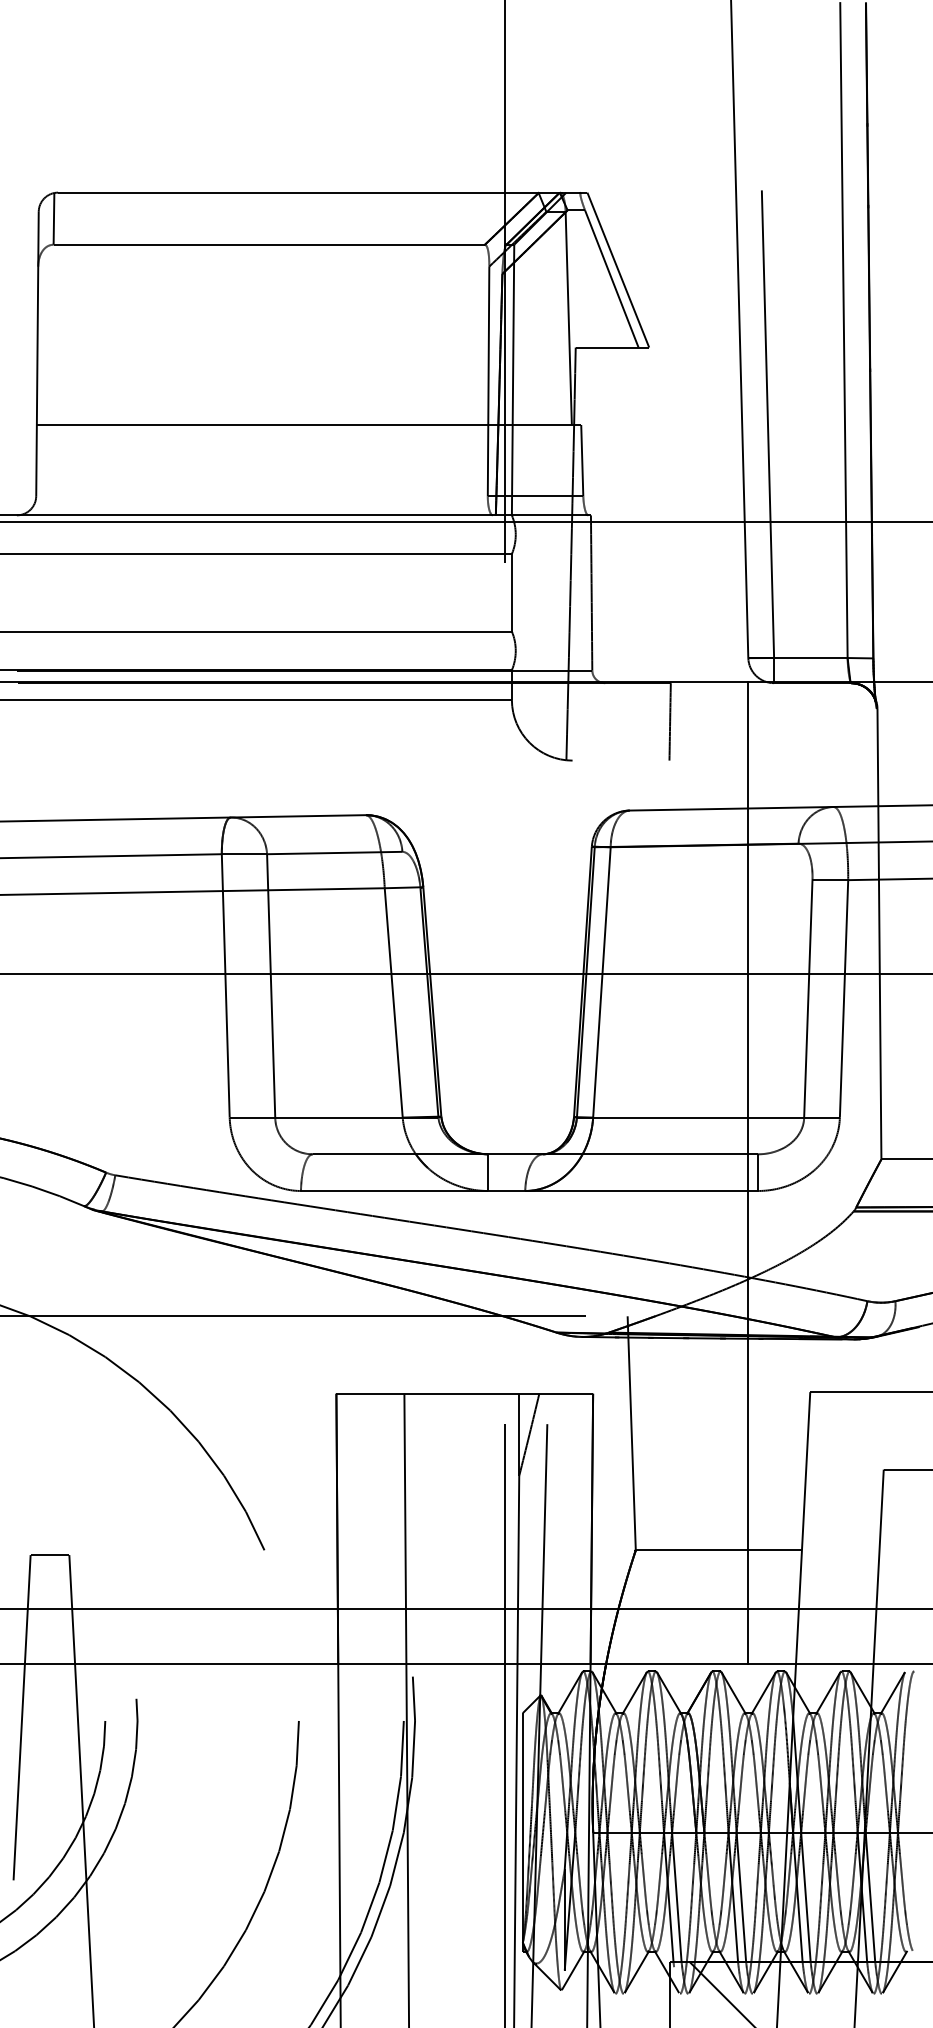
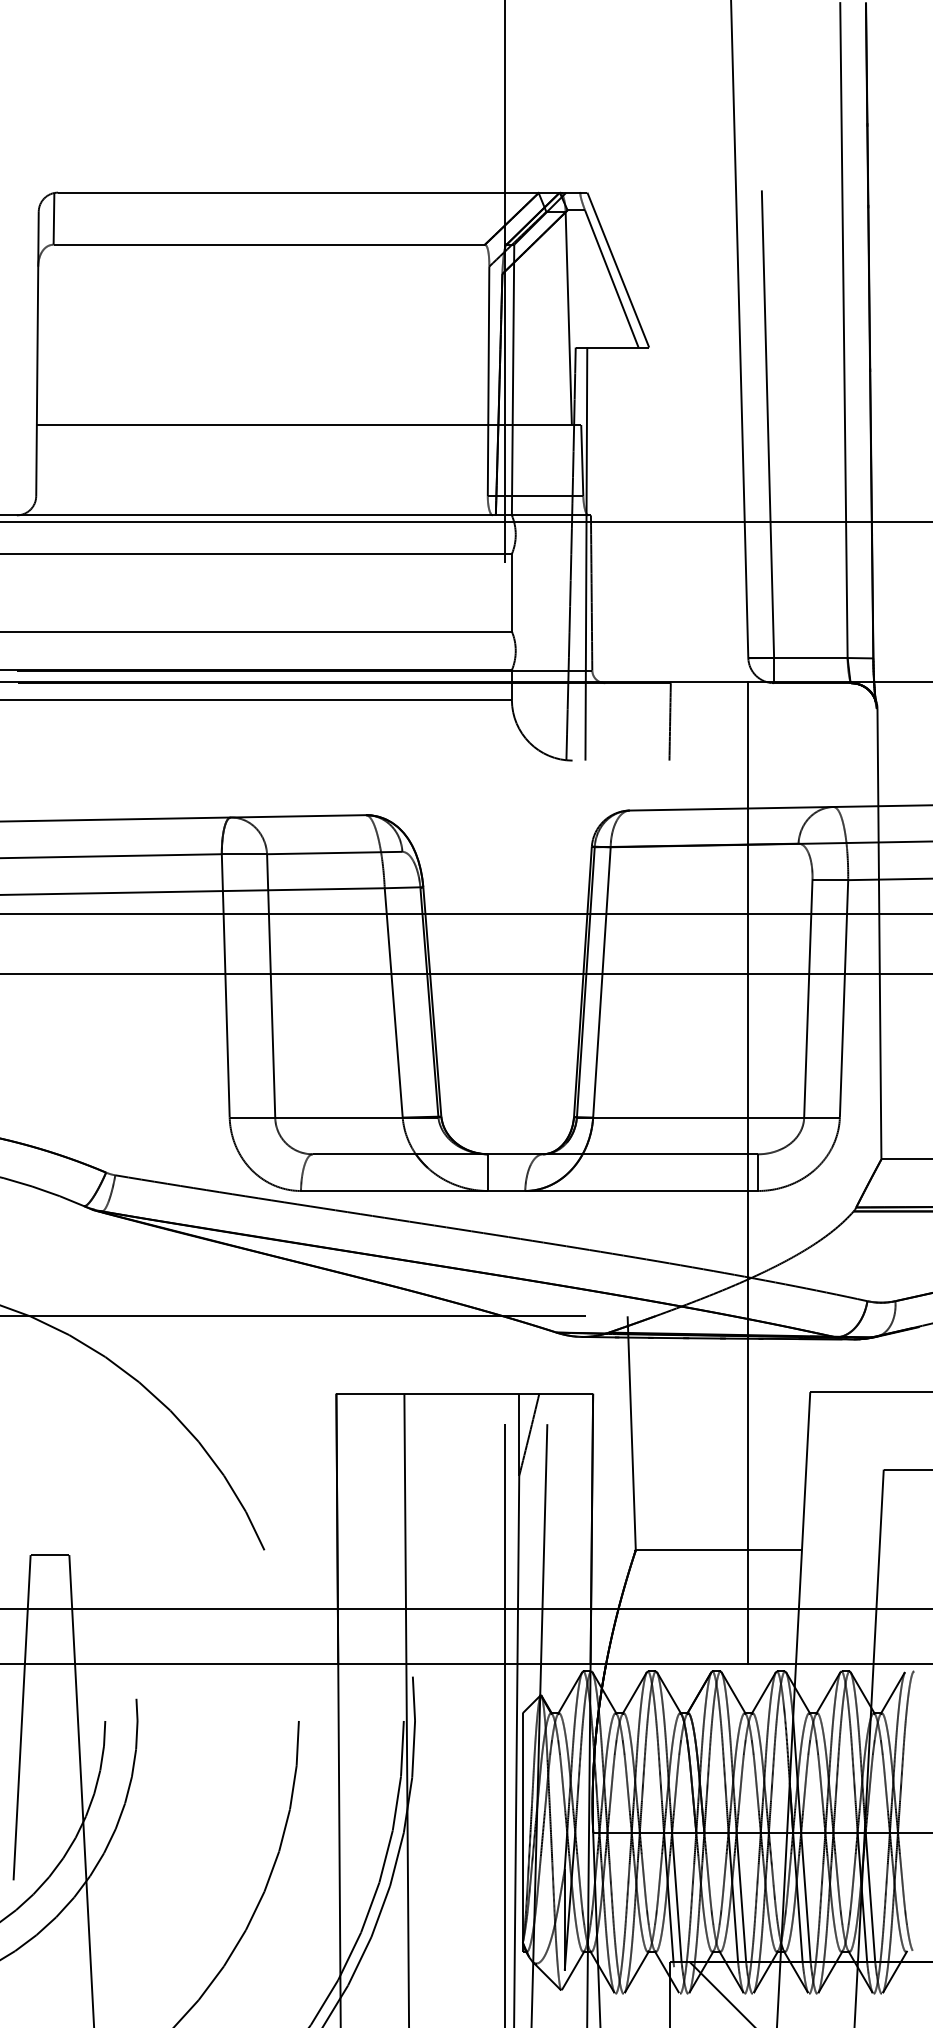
line: none -> present (586, 553)
line: none -> present (465, 914)
